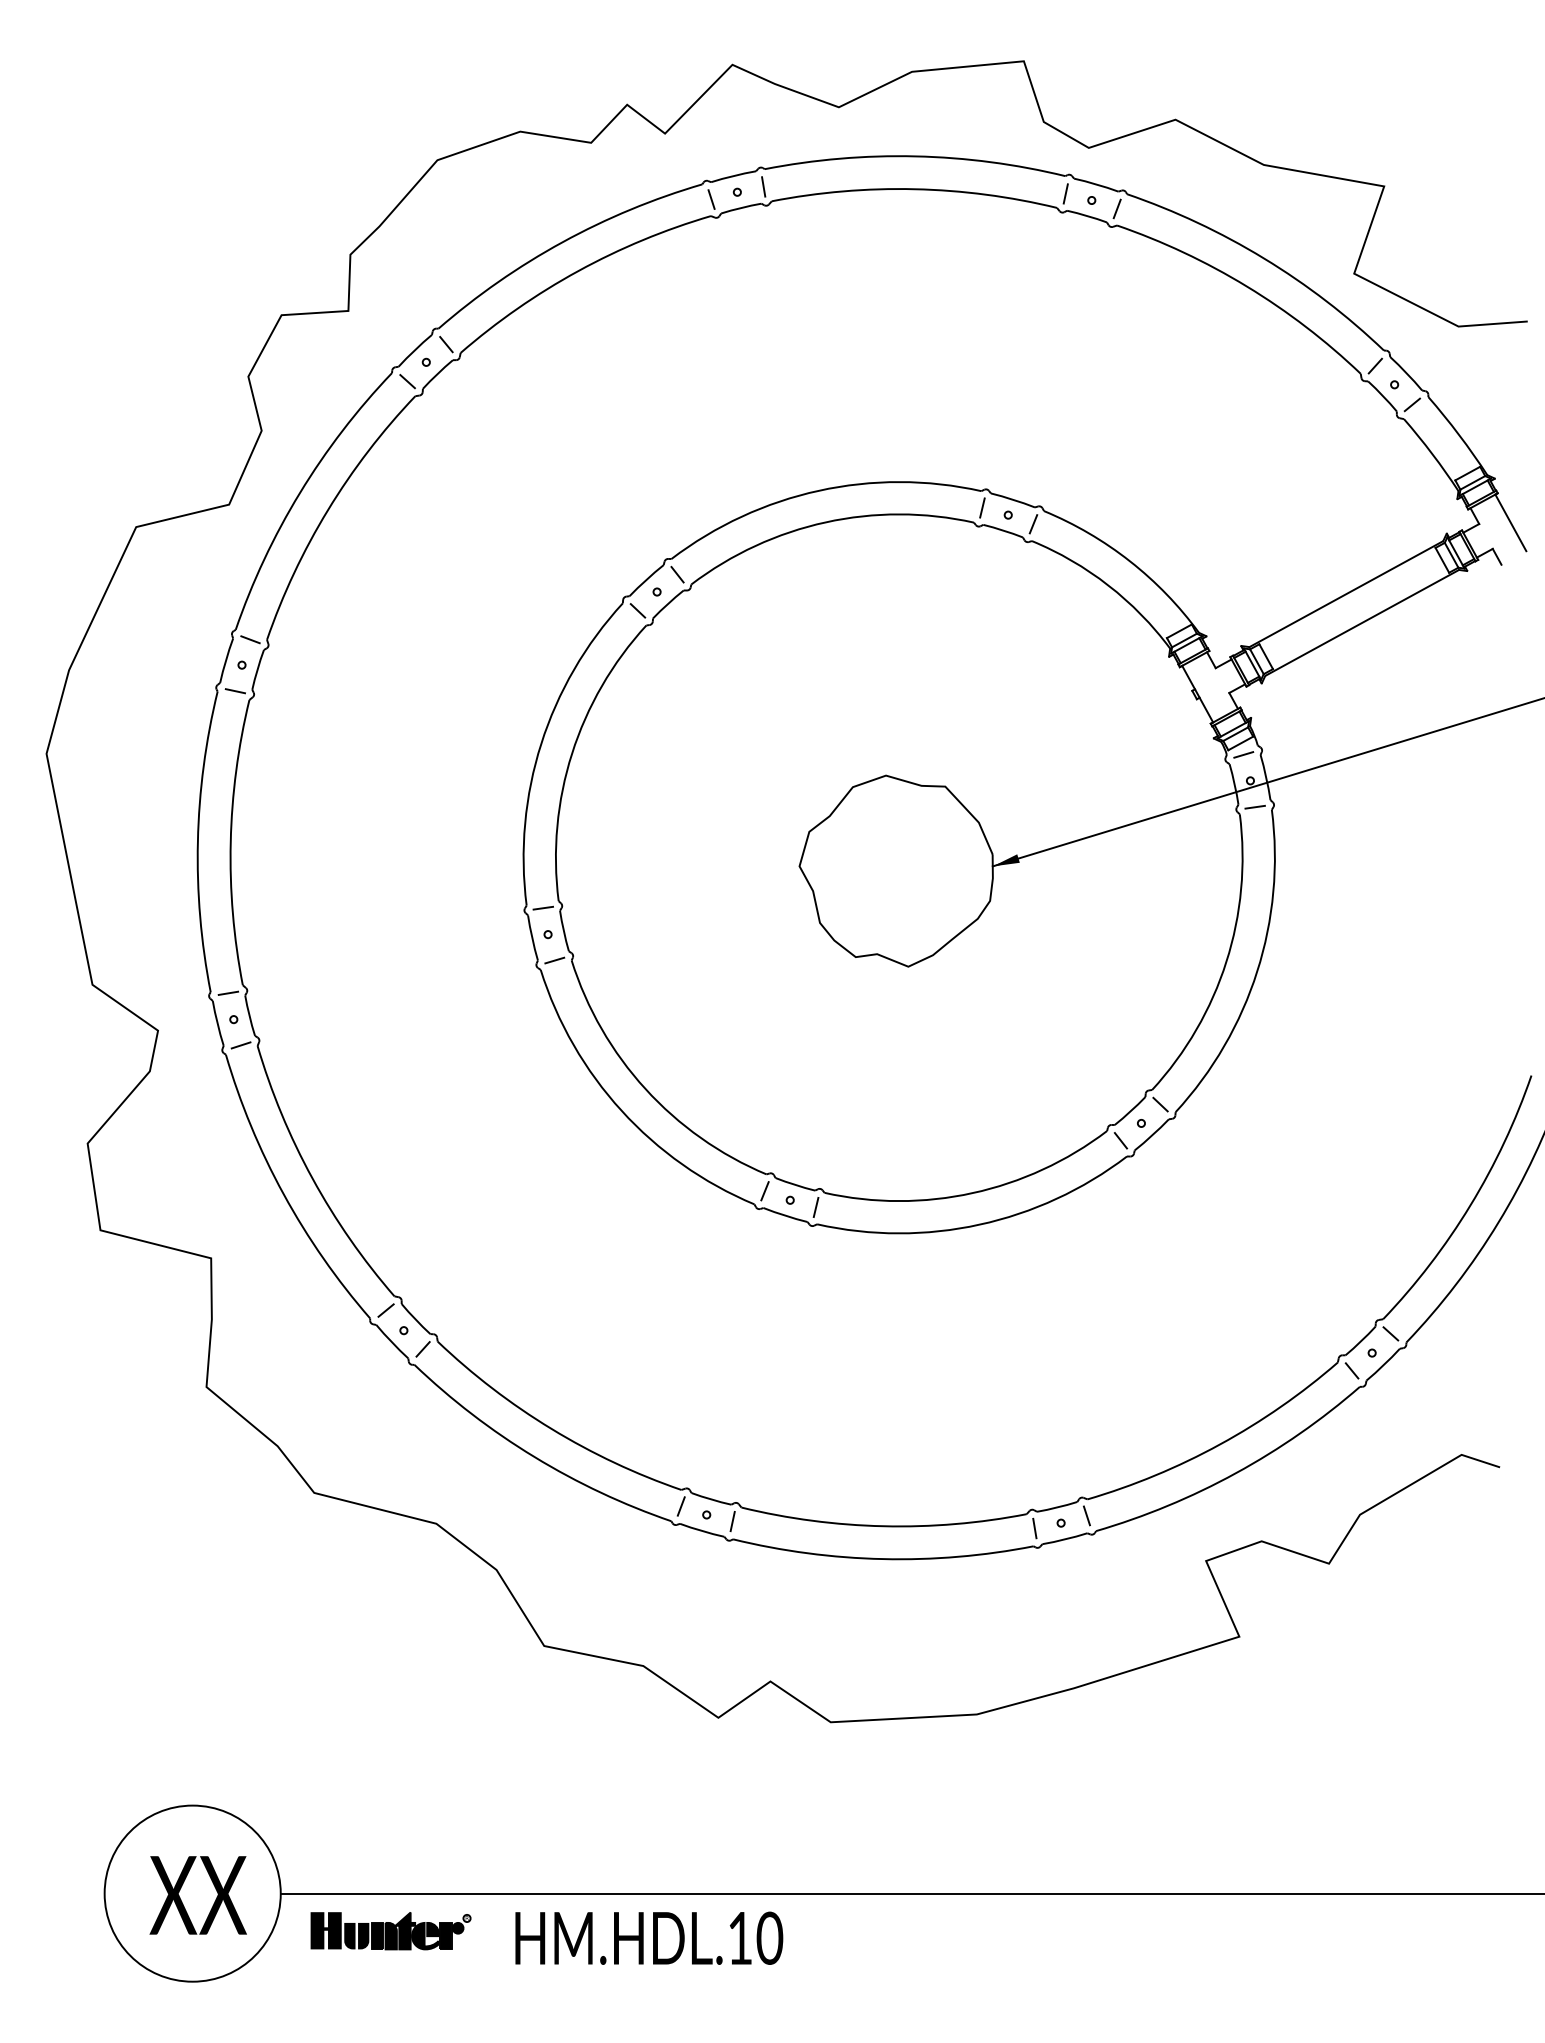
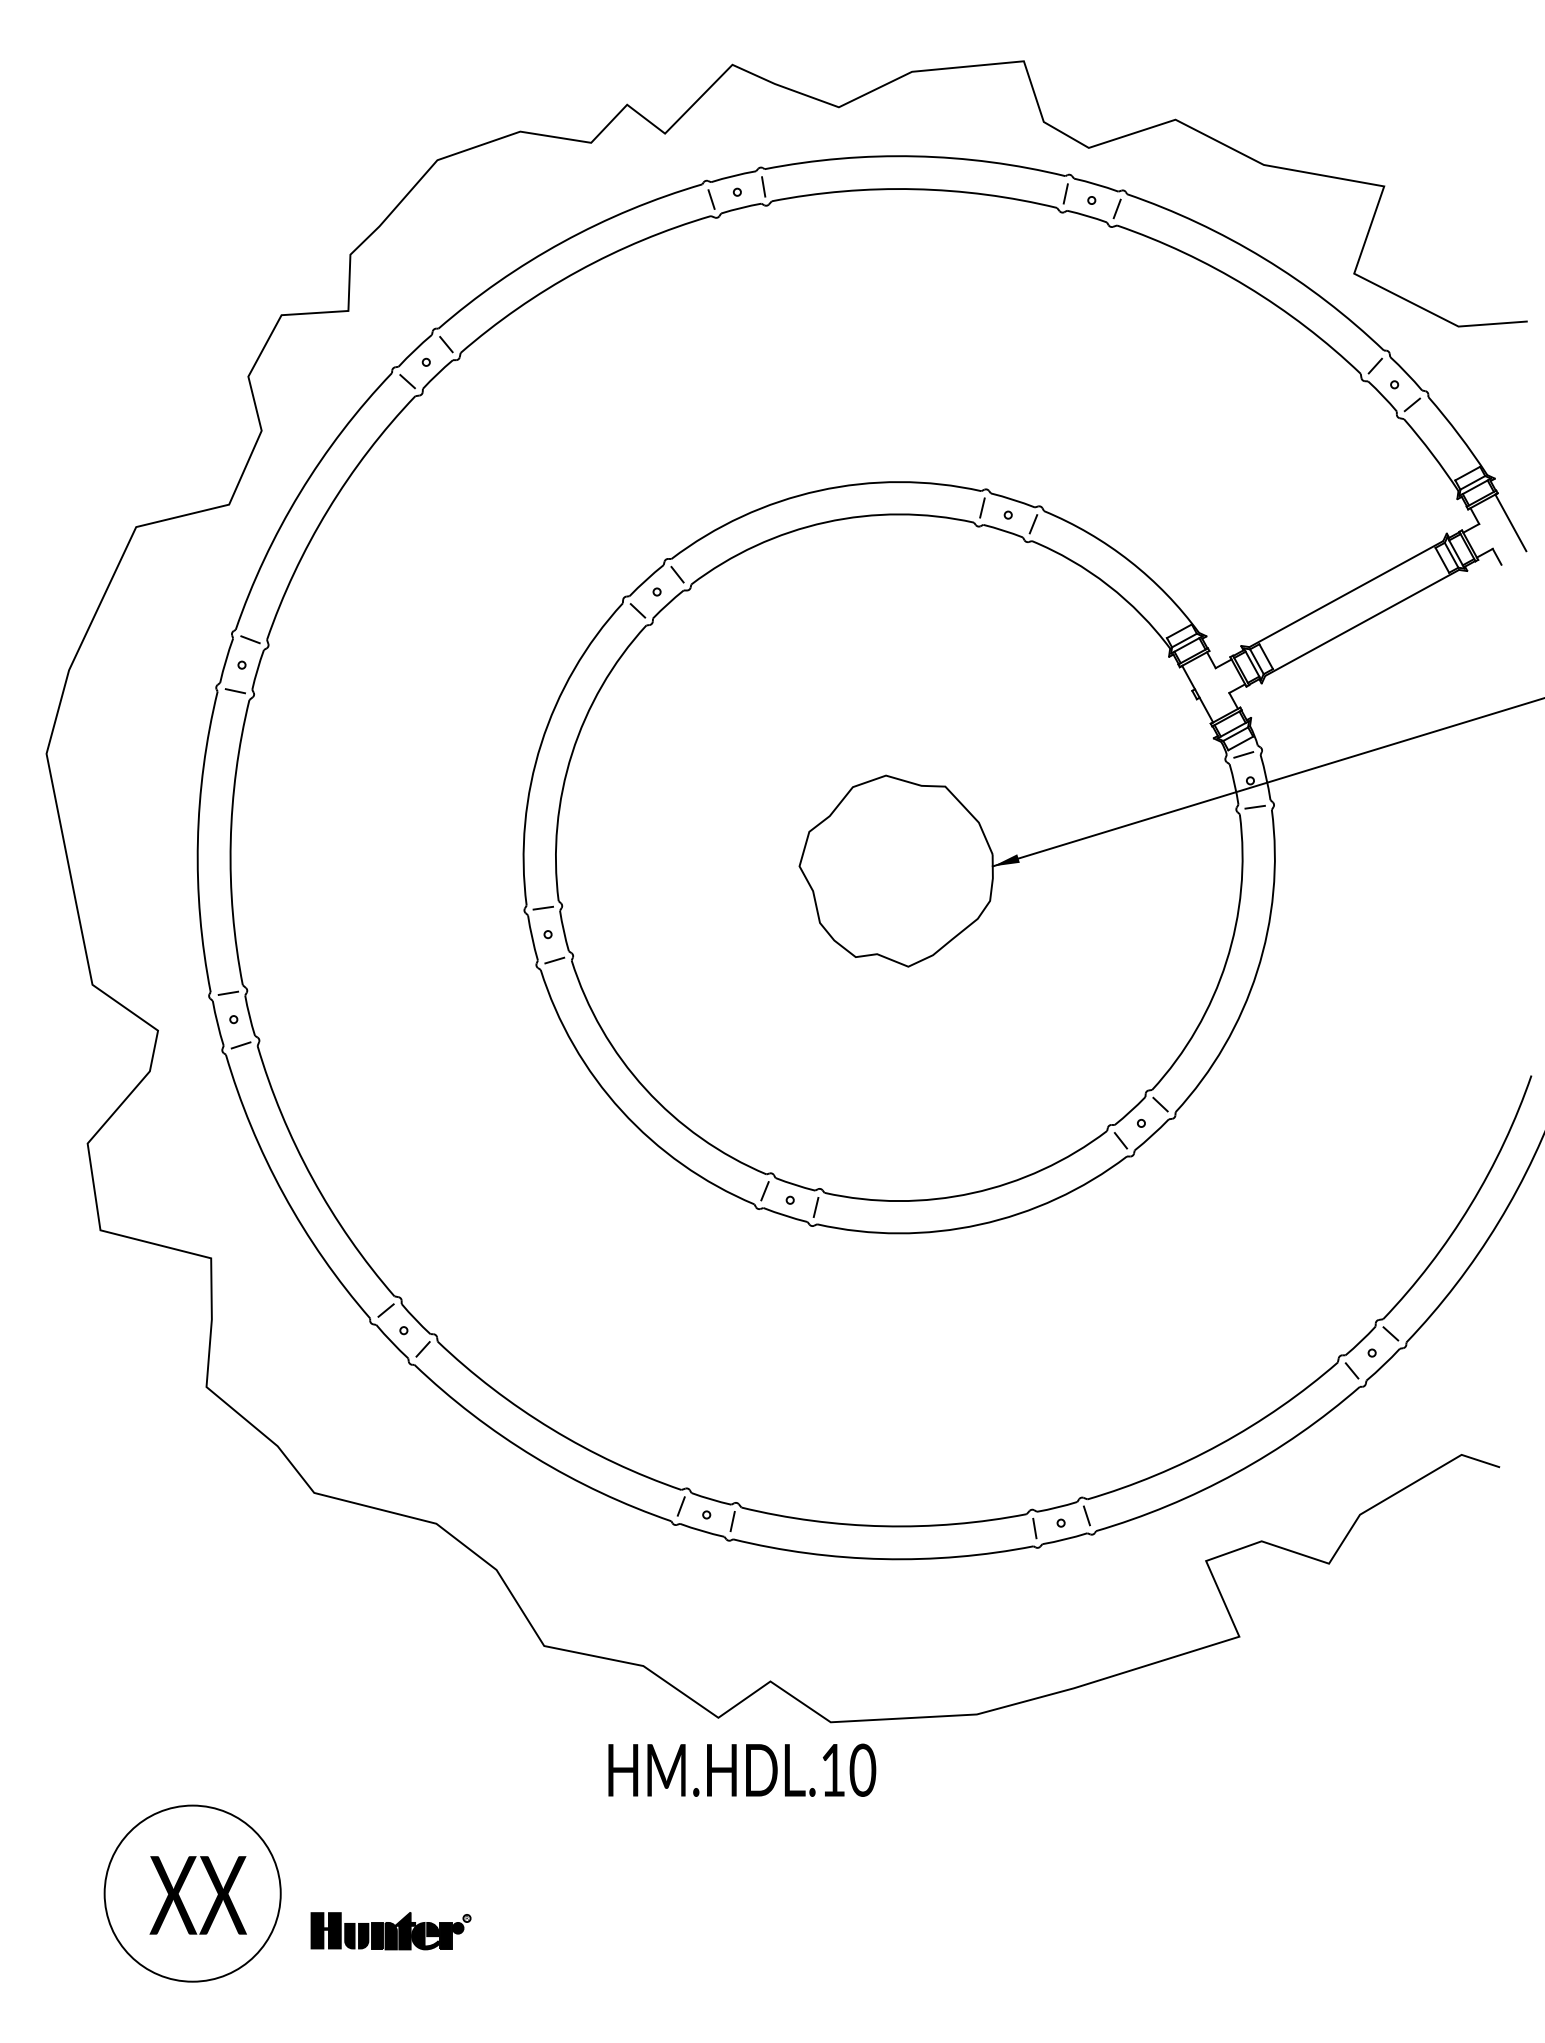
line: present -> none (910, 1893)
text position: (649, 1937) -> (742, 1769) (742, 1769)
